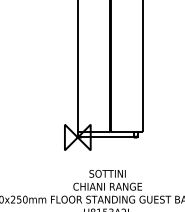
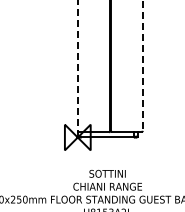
line: solid -> dashed (142, 65)
line: solid -> dashed (77, 67)
